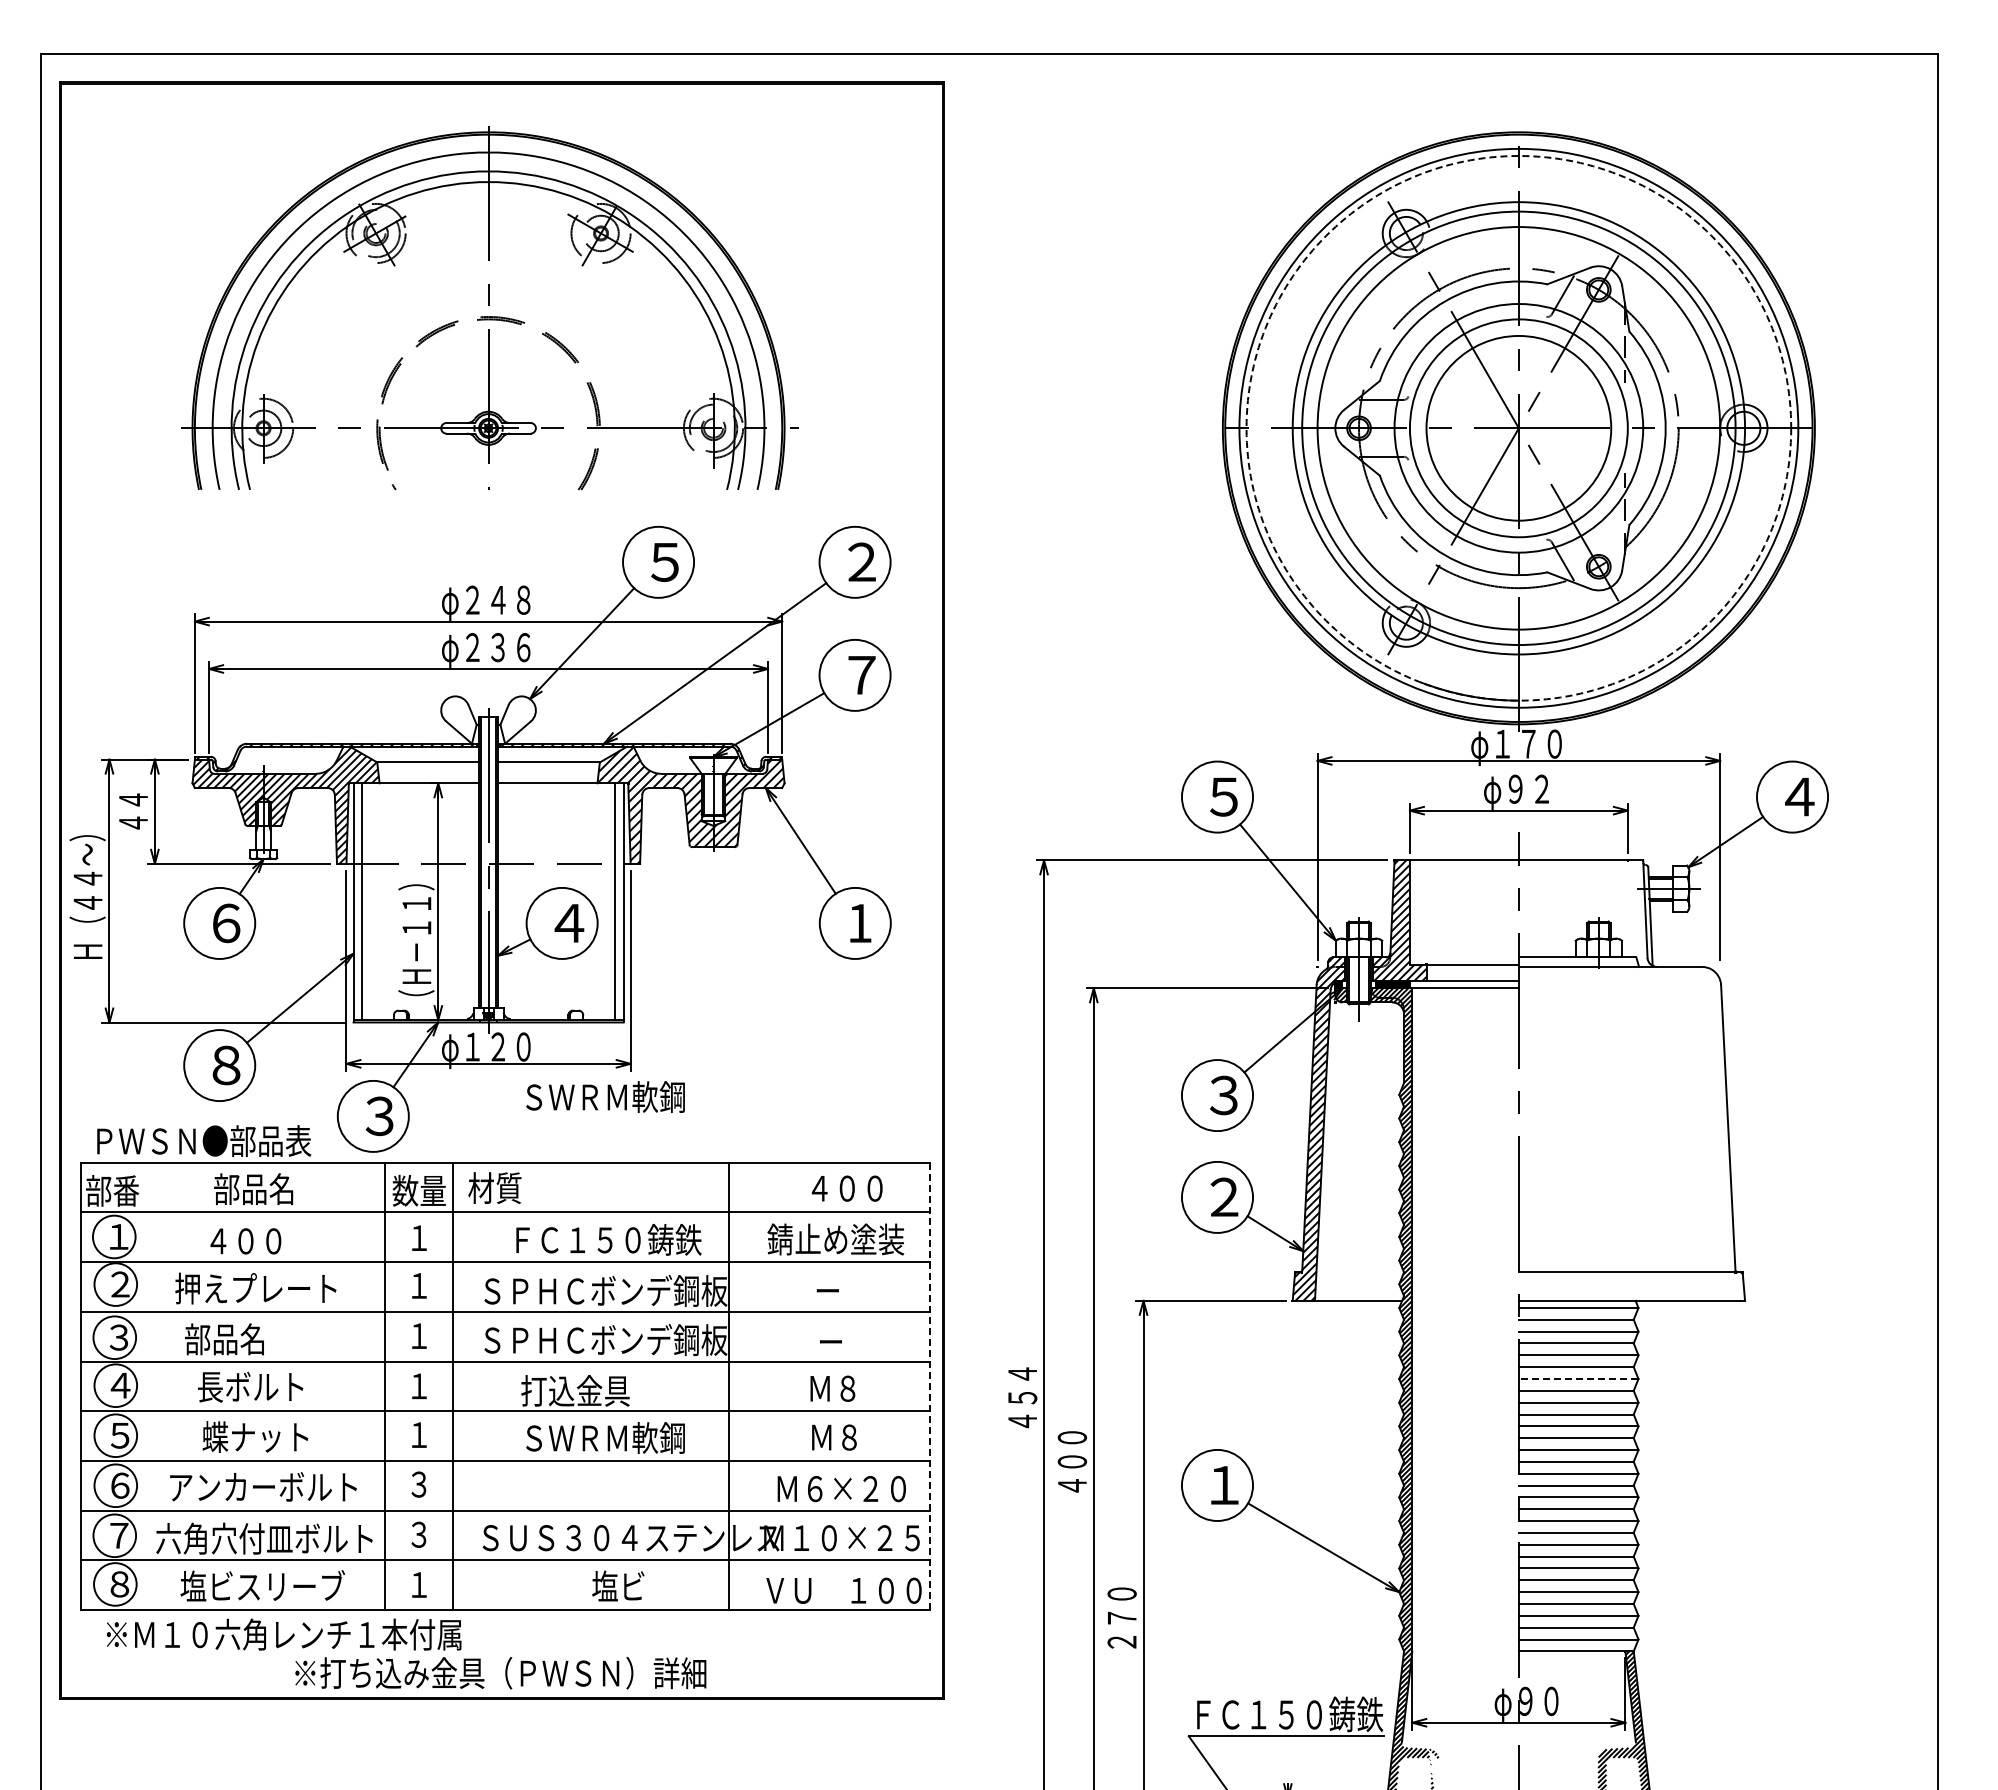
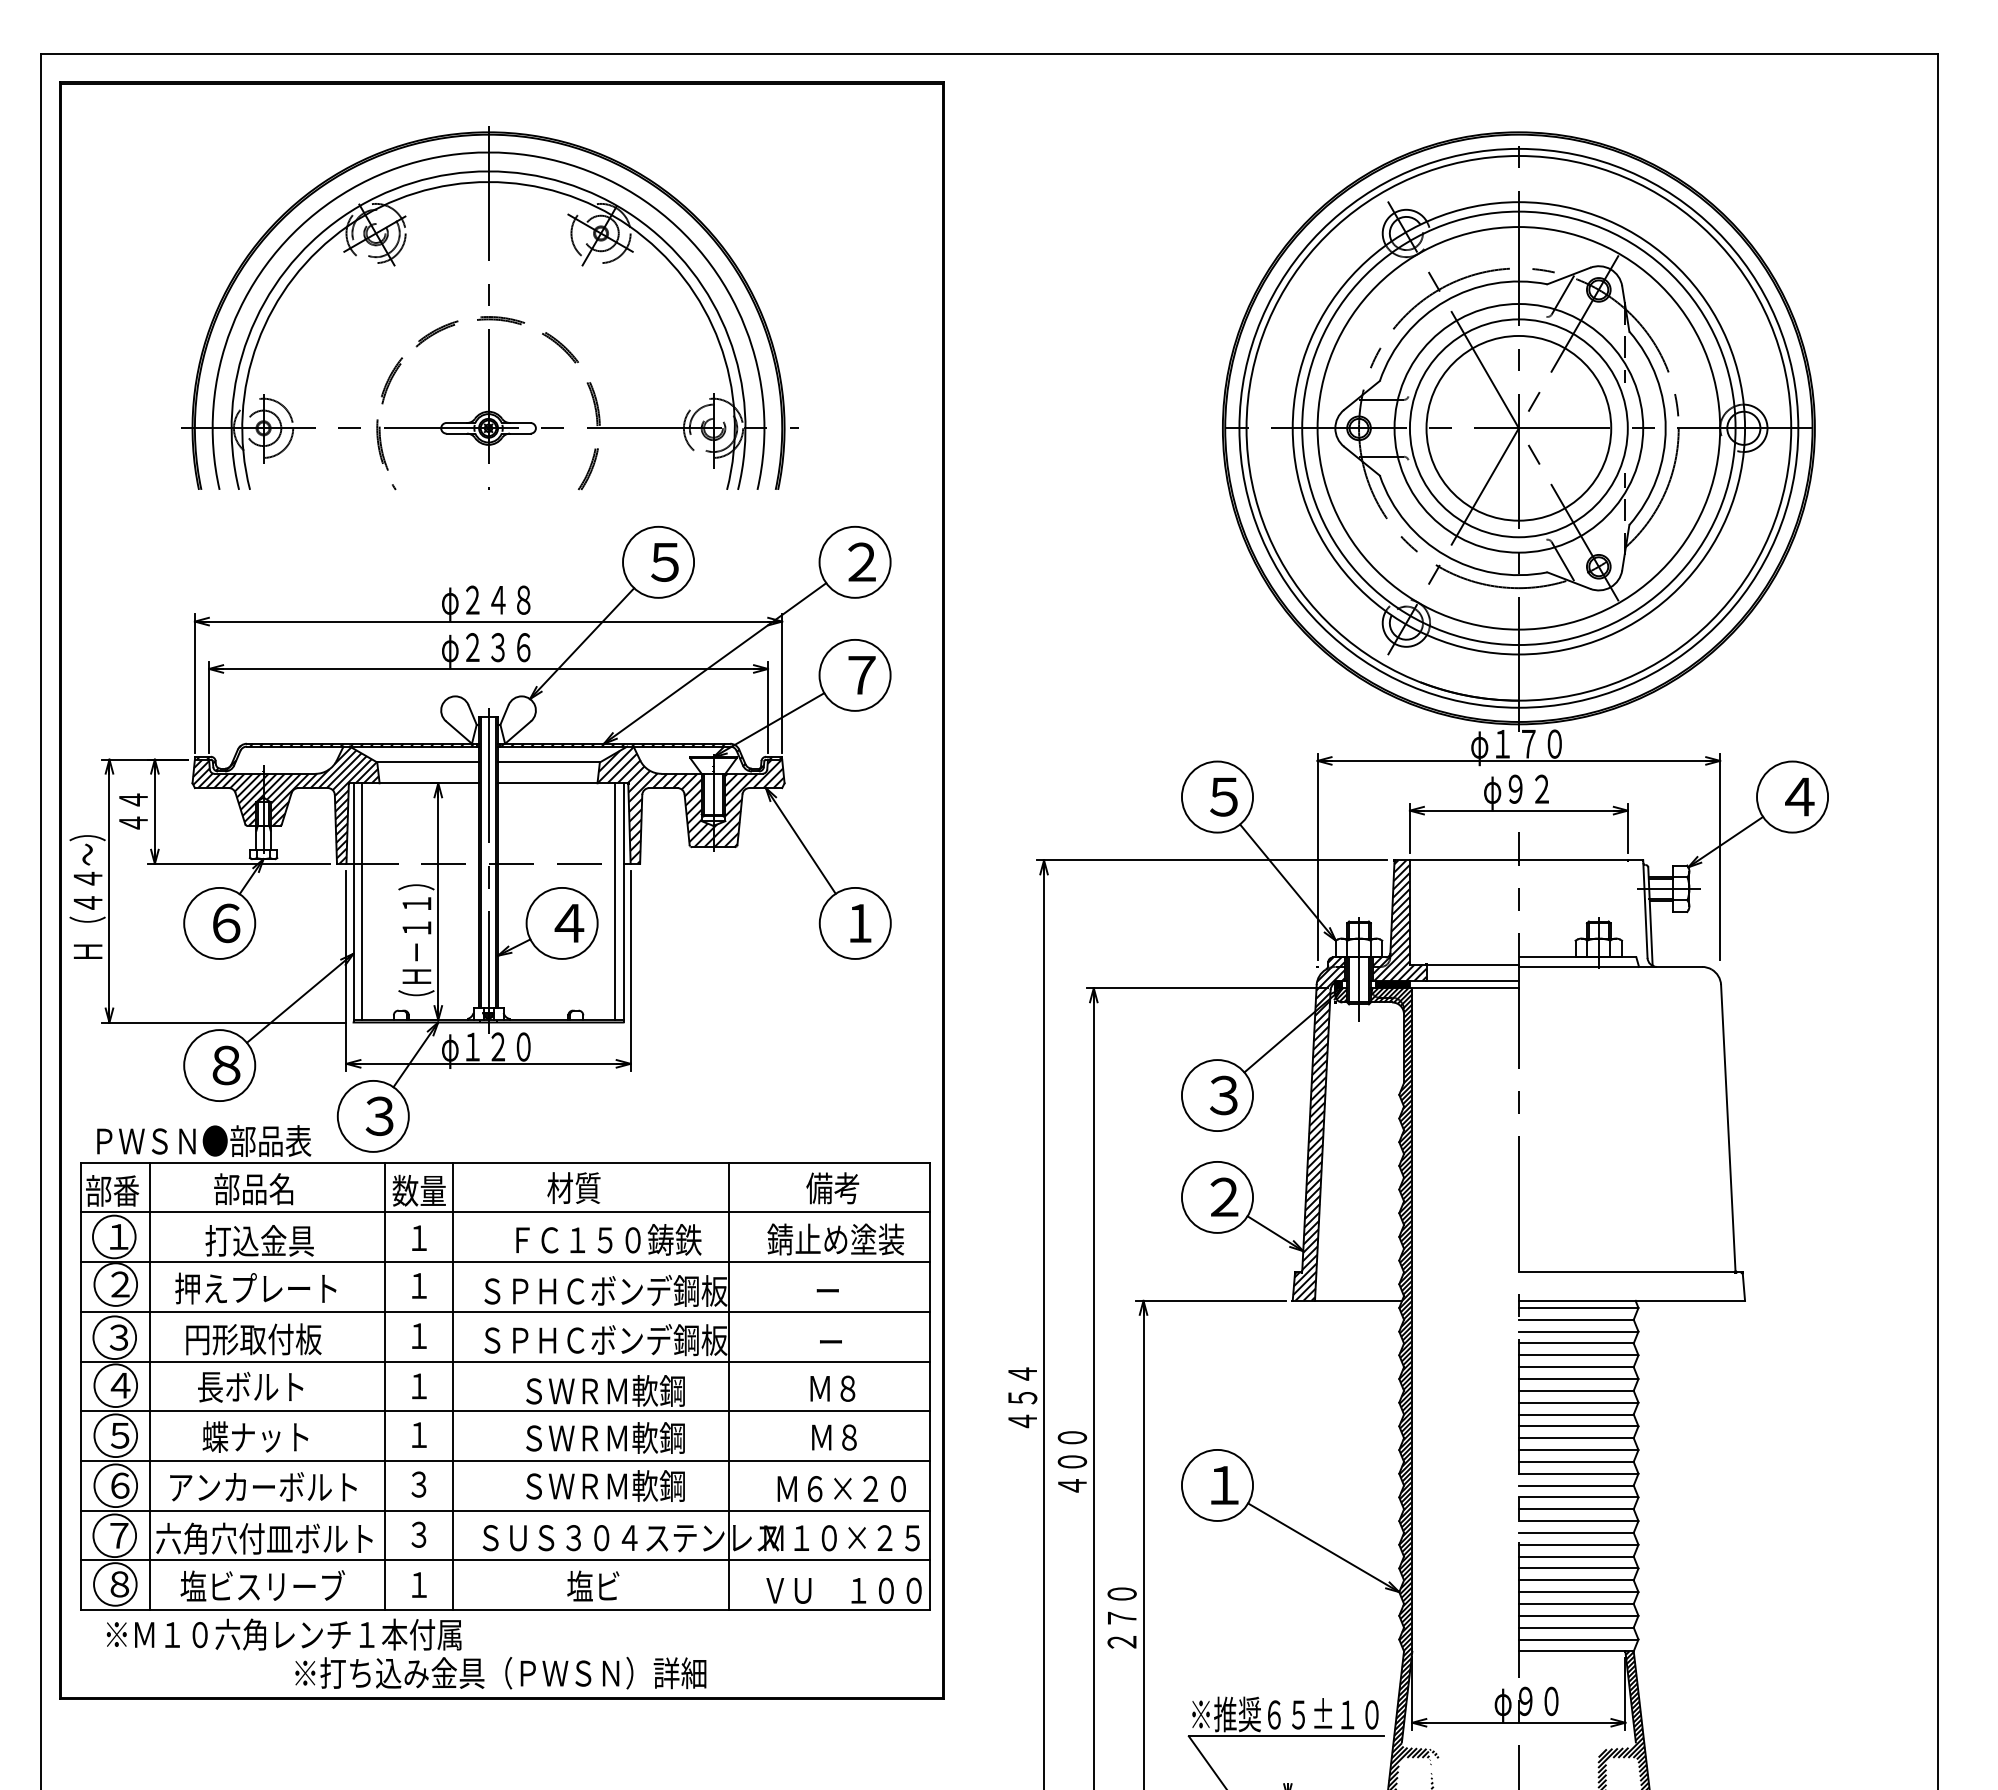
circle: dashed -> solid (1518, 428)
text position: (605, 1096) -> (605, 1485) (605, 1485)
text position: (494, 1187) -> (573, 1187) (573, 1187)
text: ４００ -> 備考 (844, 1188)
text: ４００ -> 打込金具 (259, 1240)
text: 部品名 -> 円形取付板 (253, 1339)
line: dashed -> solid (1578, 1379)
line: none -> present (149, 1386)
line: dashed -> solid (929, 1386)
text: 打込金具 -> ＳＷＲＭ軟鋼 (602, 1390)
text position: (618, 1585) -> (593, 1585) (593, 1585)
text: ＦＣ１５０鋳鉄 -> ※推奨６５±１０ (1287, 1714)
